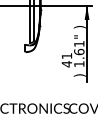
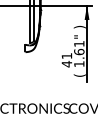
text: ) -> ( (79, 75)
